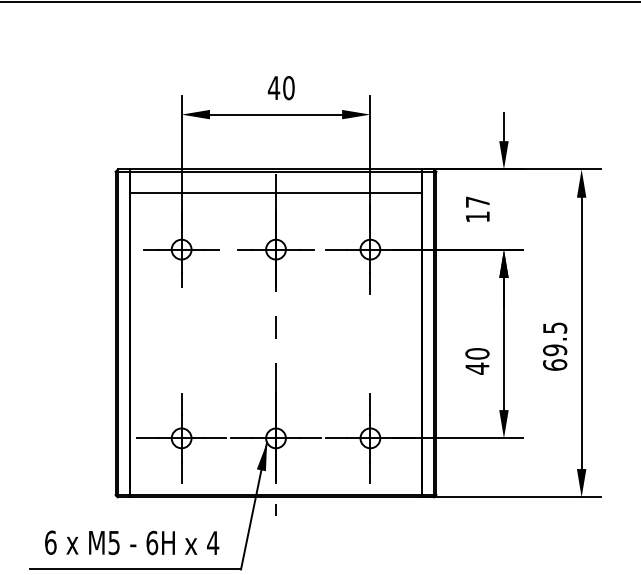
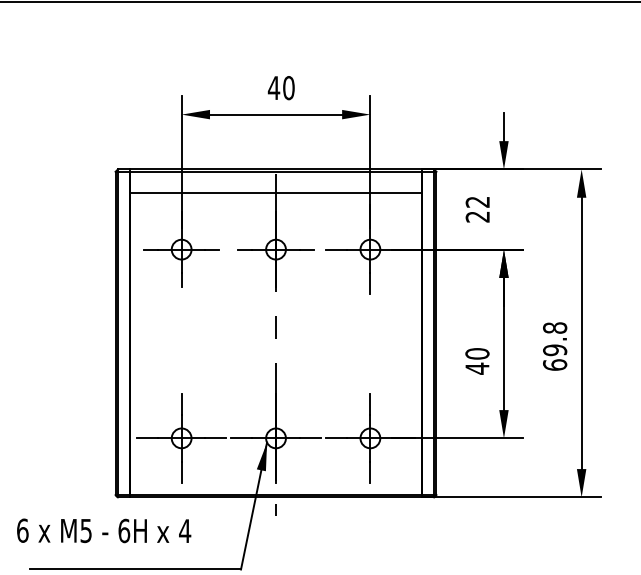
text: 17 -> 22 (477, 209)
text: 69.5 -> 69.8 (555, 327)
text position: (132, 542) -> (104, 530) (104, 530)
